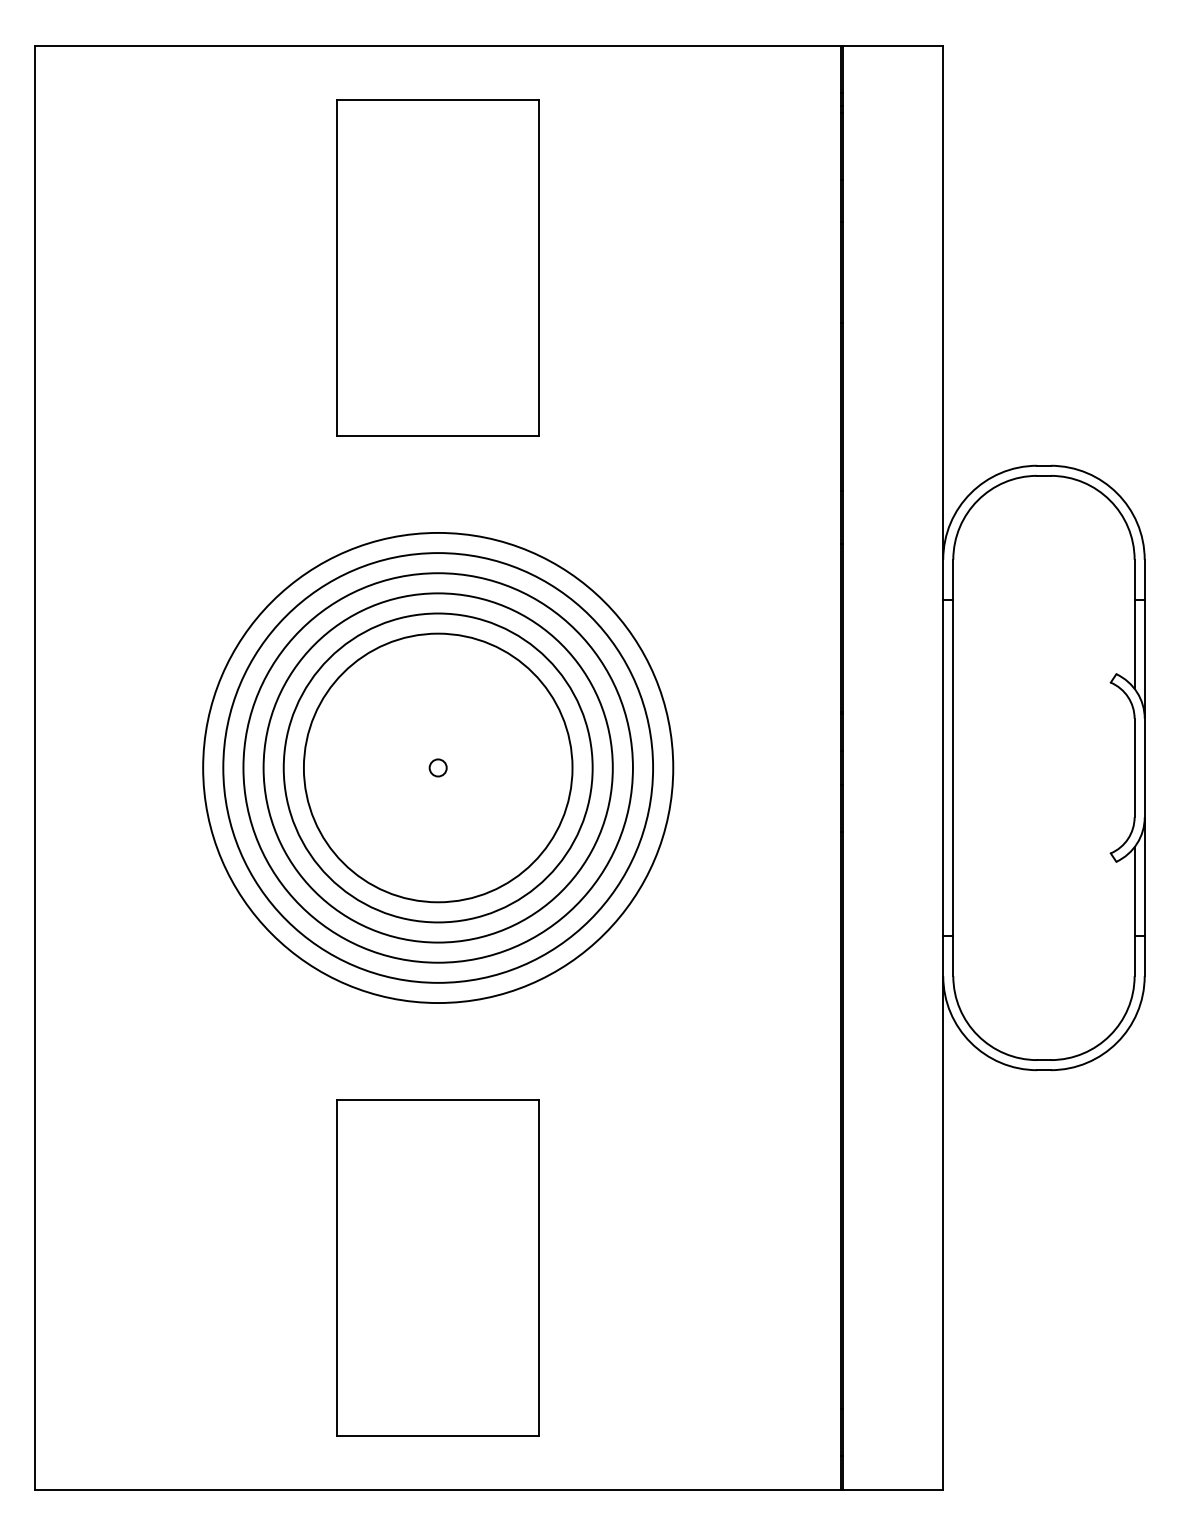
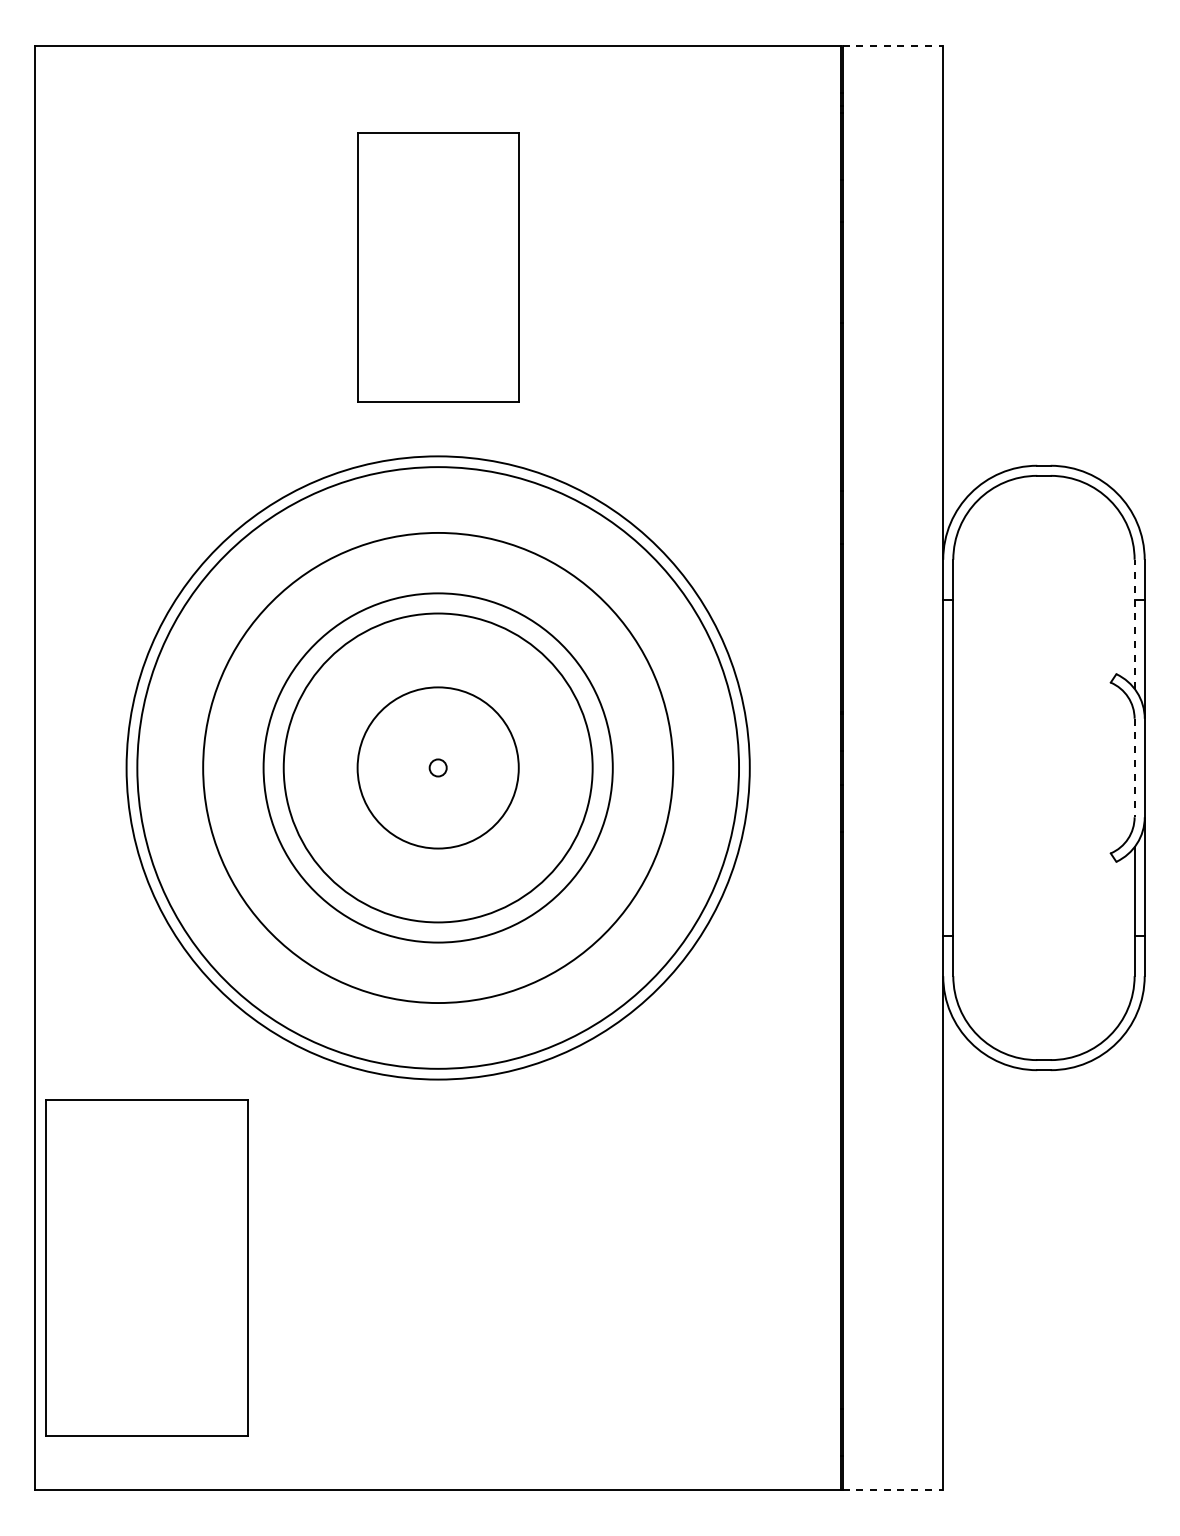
line: solid -> dashed (893, 46)
part size: 204x338 px -> 163x271 px (438, 267)
line: solid -> dashed (1134, 624)
circle diameter: 269 px -> 161 px (437, 767)
circle diameter: 390 px -> 623 px (437, 767)
circle diameter: 430 px -> 602 px (438, 767)
line: solid -> dashed (1134, 768)
part position: (437, 1267) -> (146, 1267) (146, 1267)
line: solid -> dashed (893, 1489)
